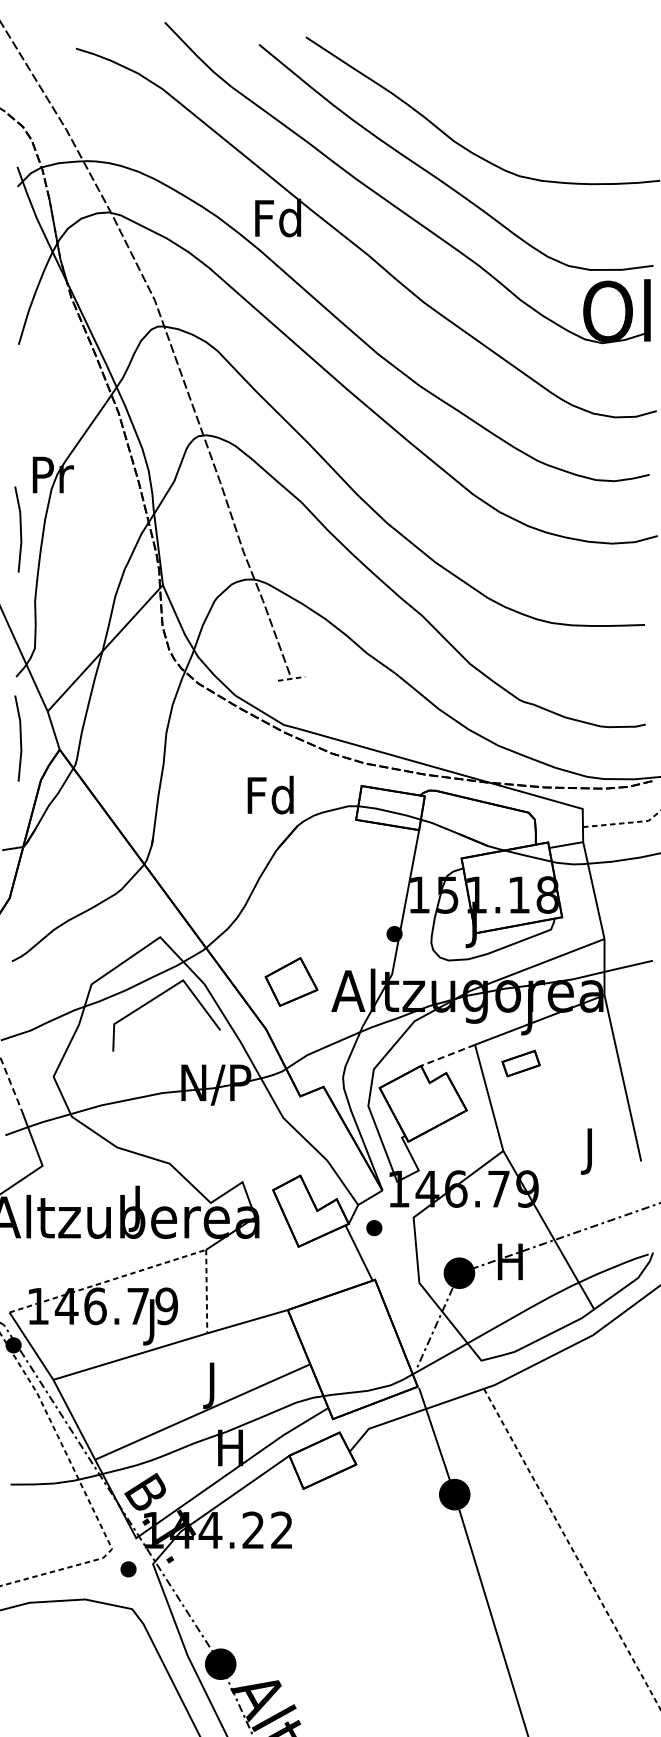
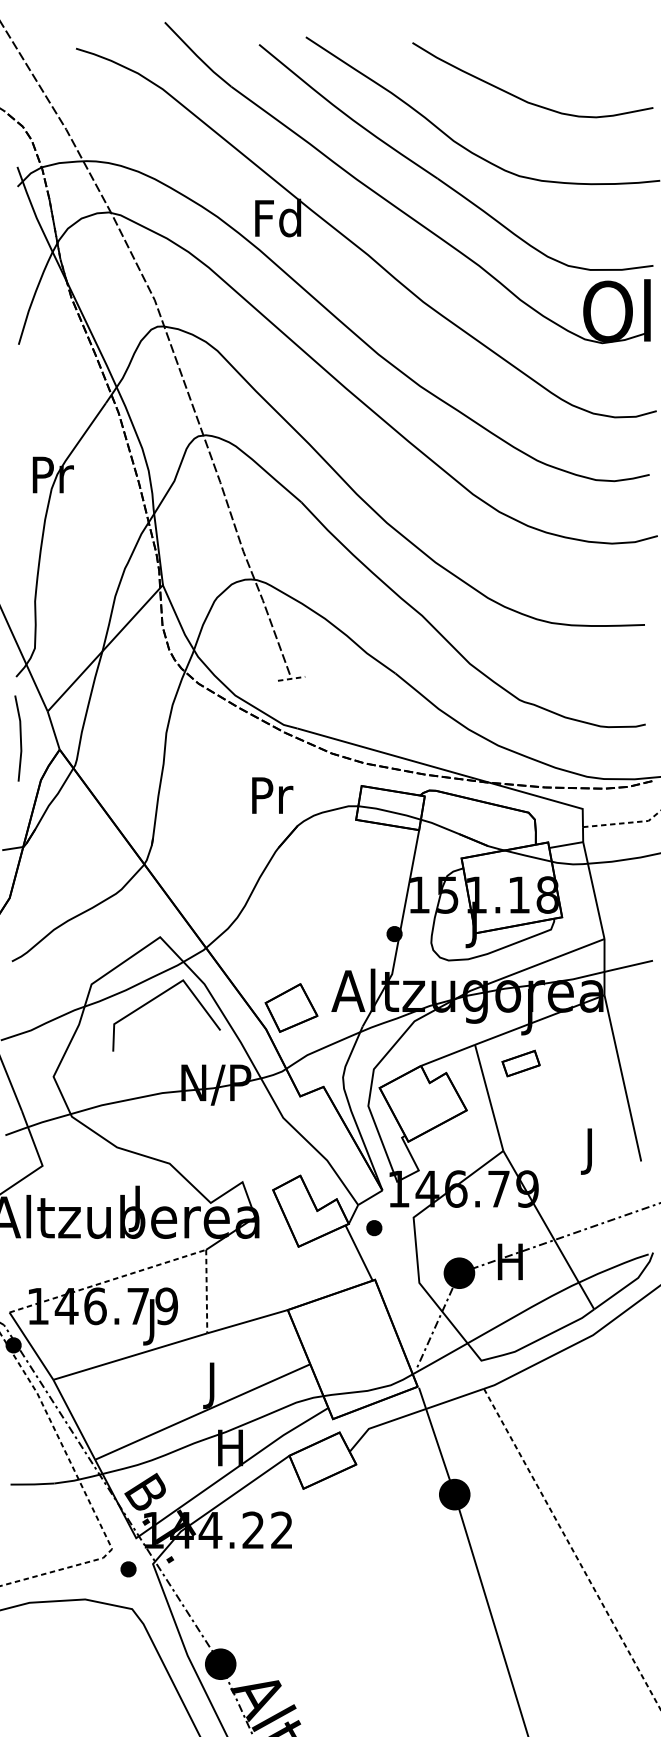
curve: none -> present (522, 98)
line: present -> none (20, 529)
text: Fd -> Pr (270, 794)
part position: (291, 981) -> (291, 1007) (291, 1007)
line: dashed -> solid (448, 1055)
line: dashed -> solid (11, 1084)
